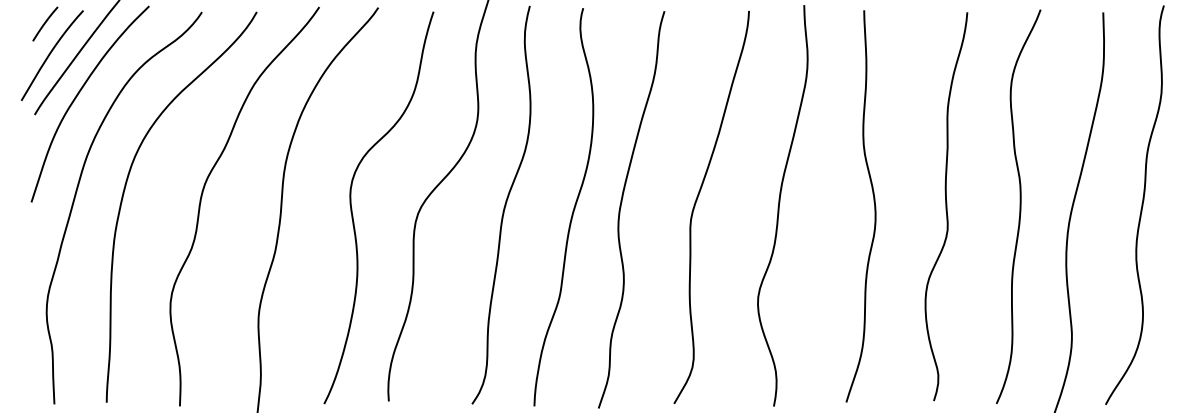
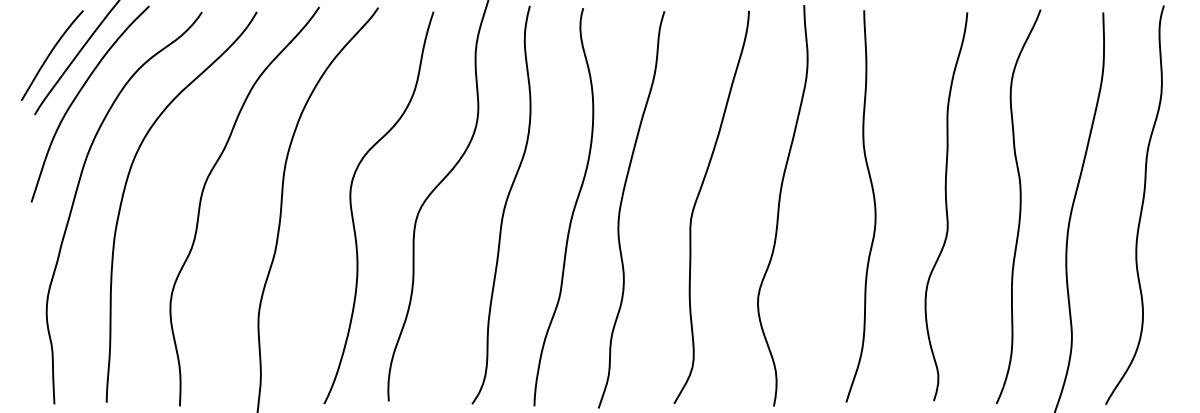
curve: present -> none (45, 23)
